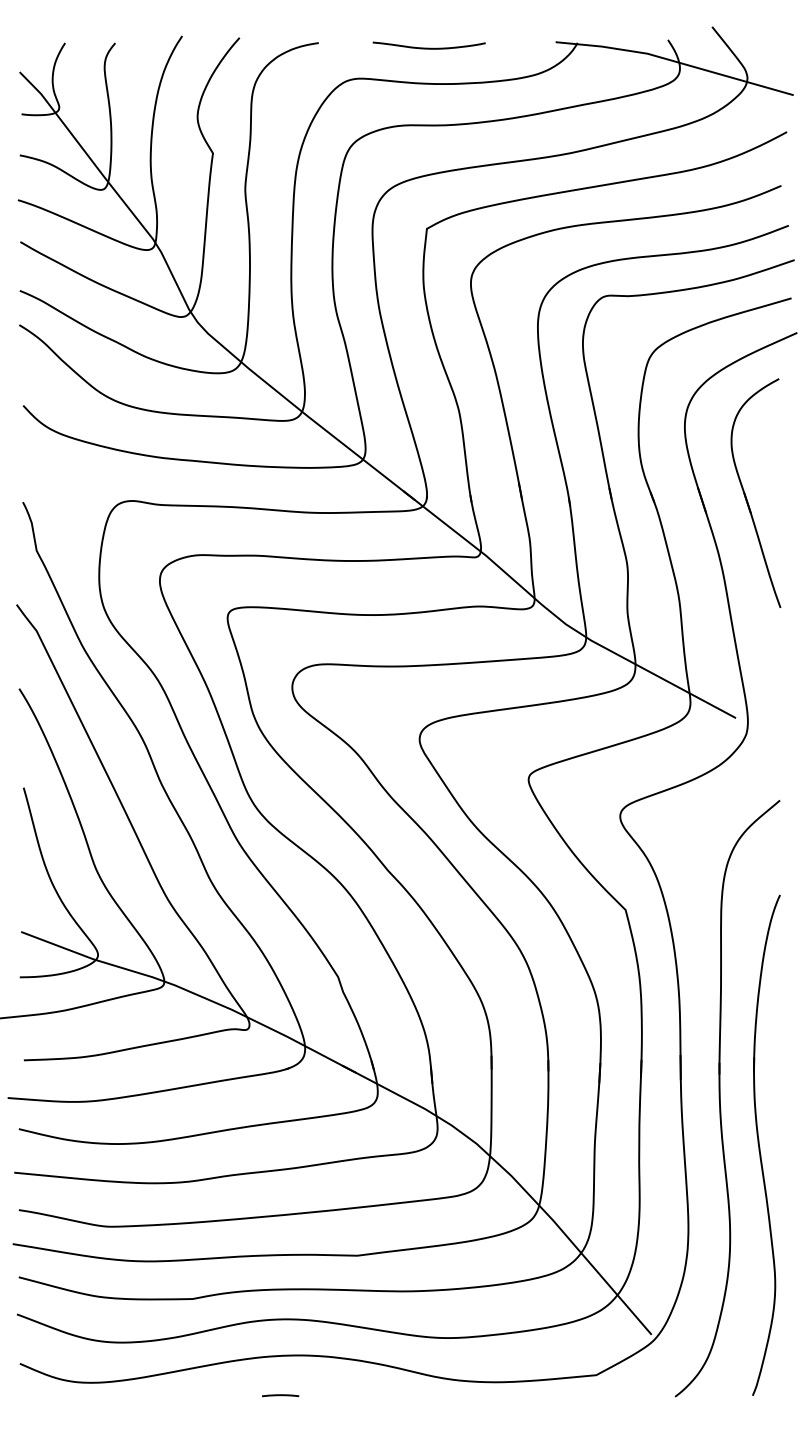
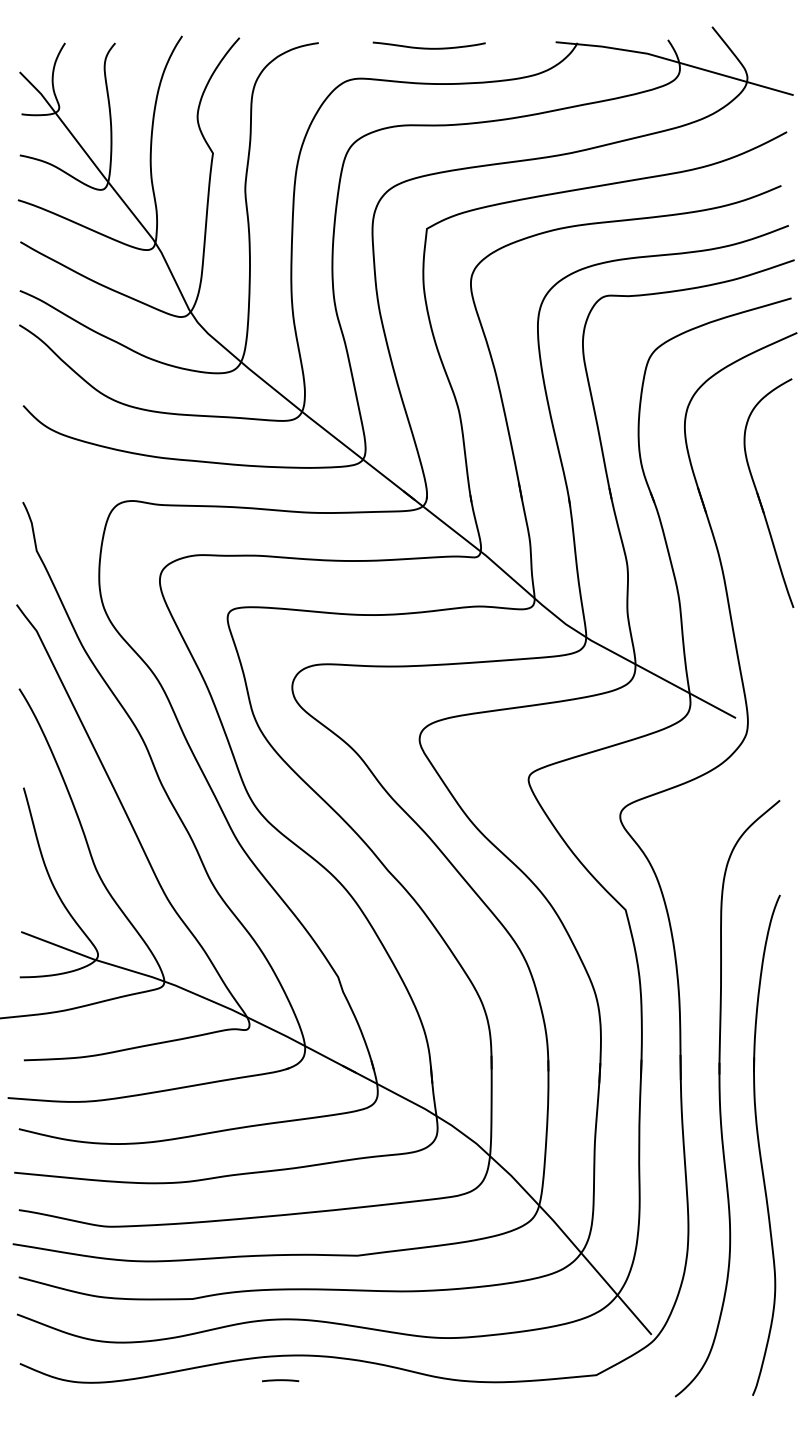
part position: (746, 495) -> (759, 495) (759, 495)
line position: (280, 1395) -> (280, 1380) (280, 1380)
